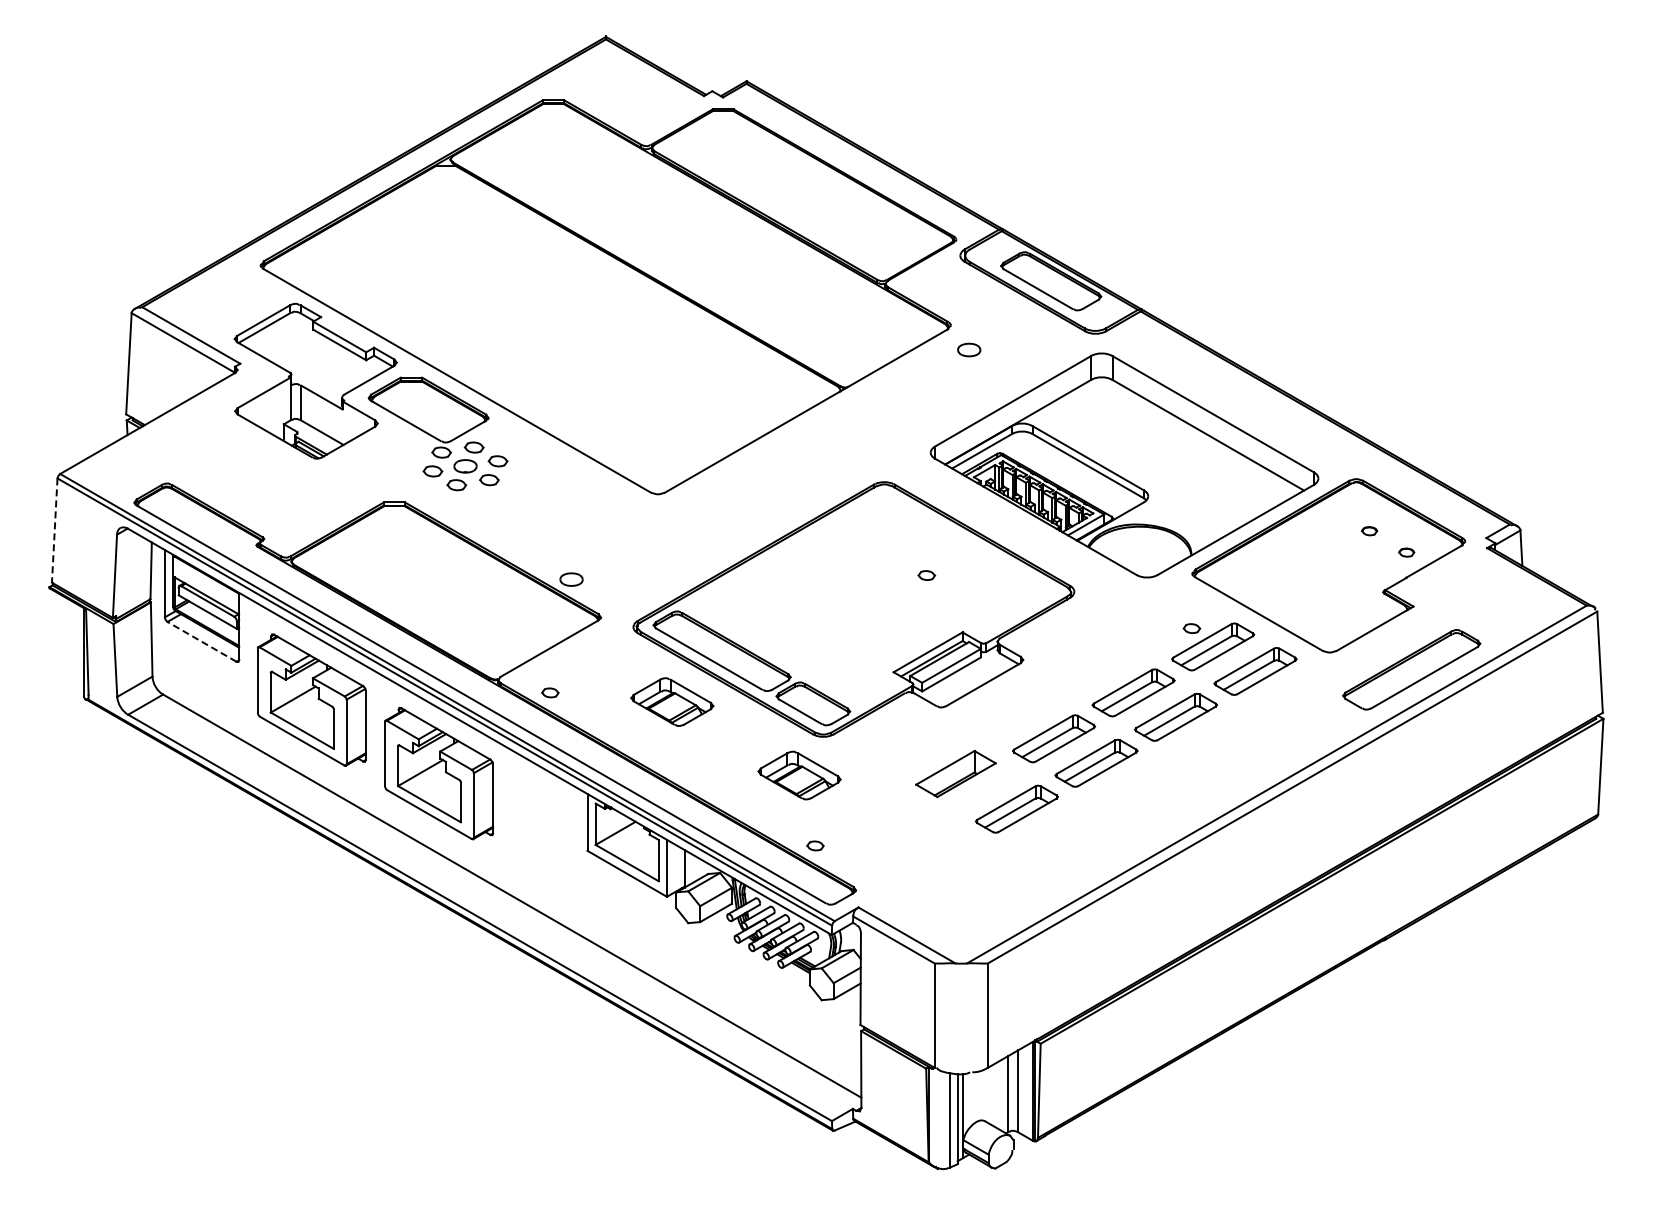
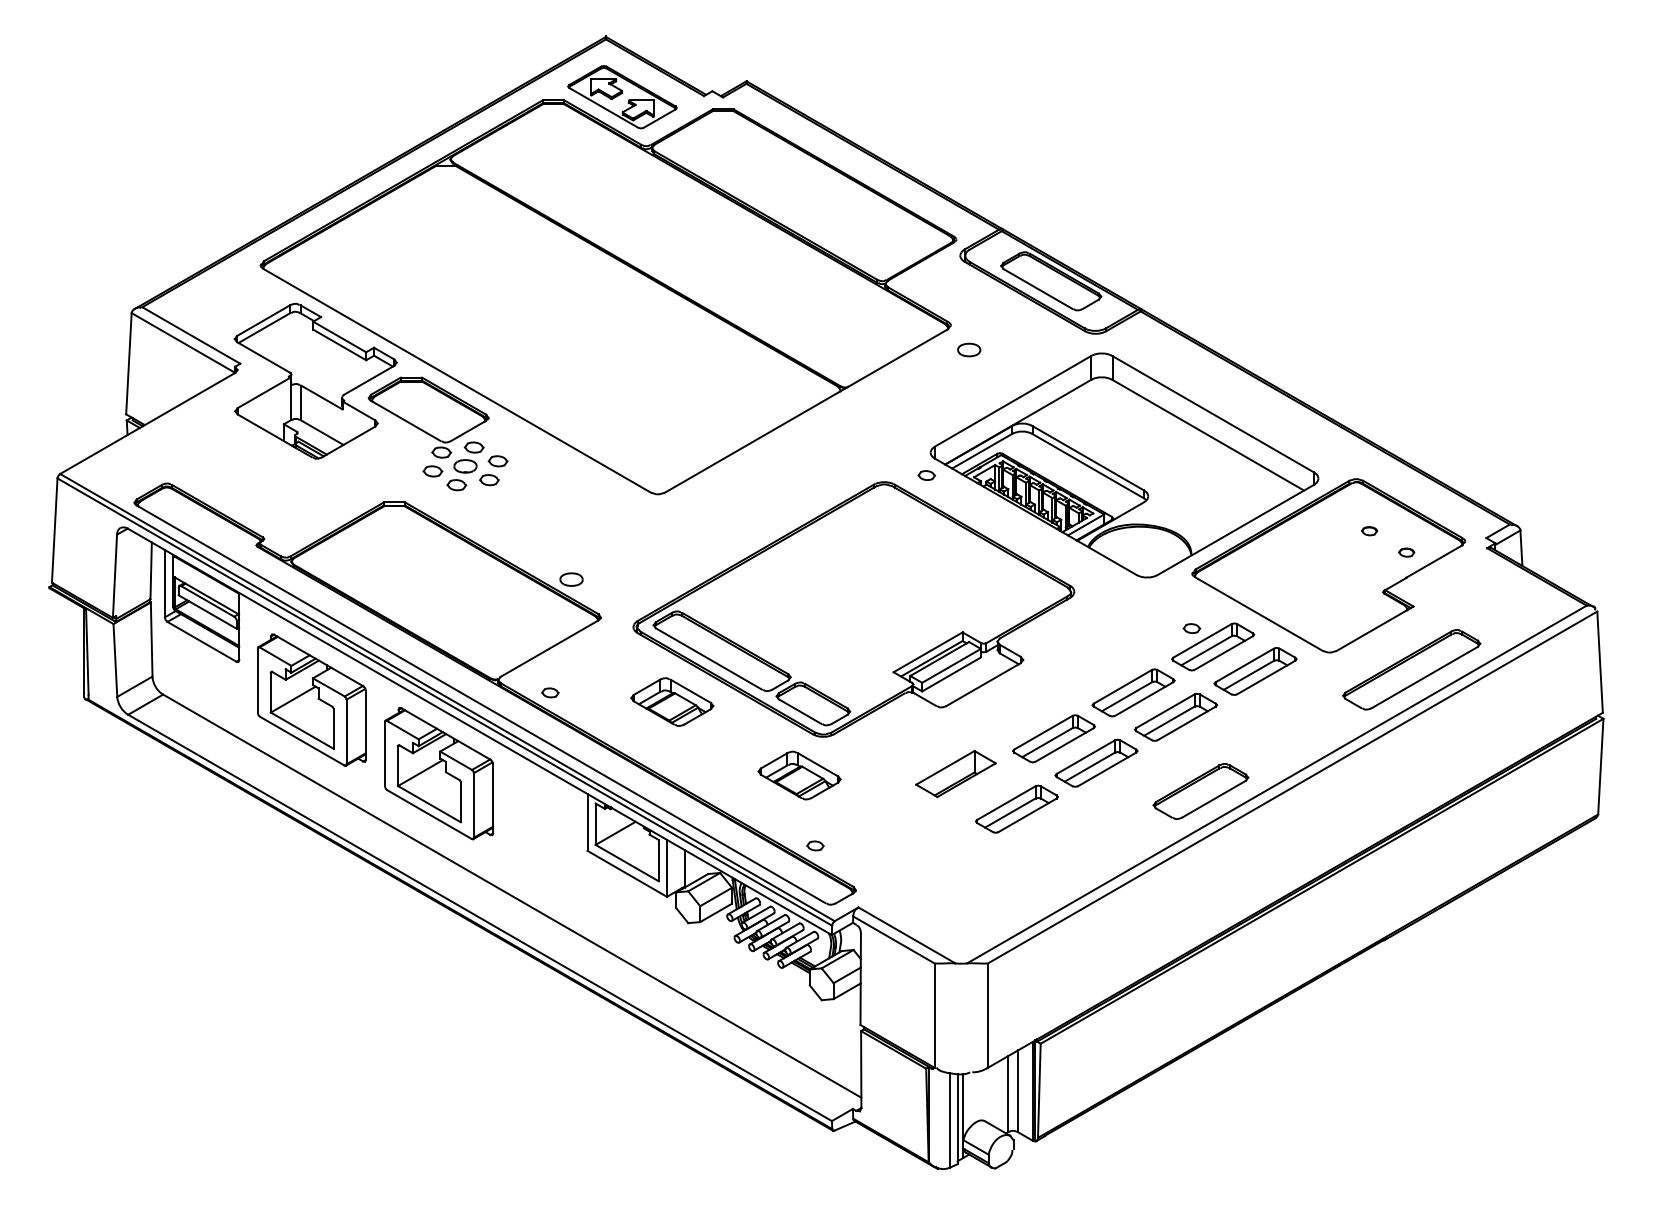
part: none -> present (622, 97)
line: dashed -> solid (54, 531)
part position: (926, 575) -> (926, 475) (926, 475)
line: dashed -> solid (202, 641)
part: none -> present (1200, 791)
